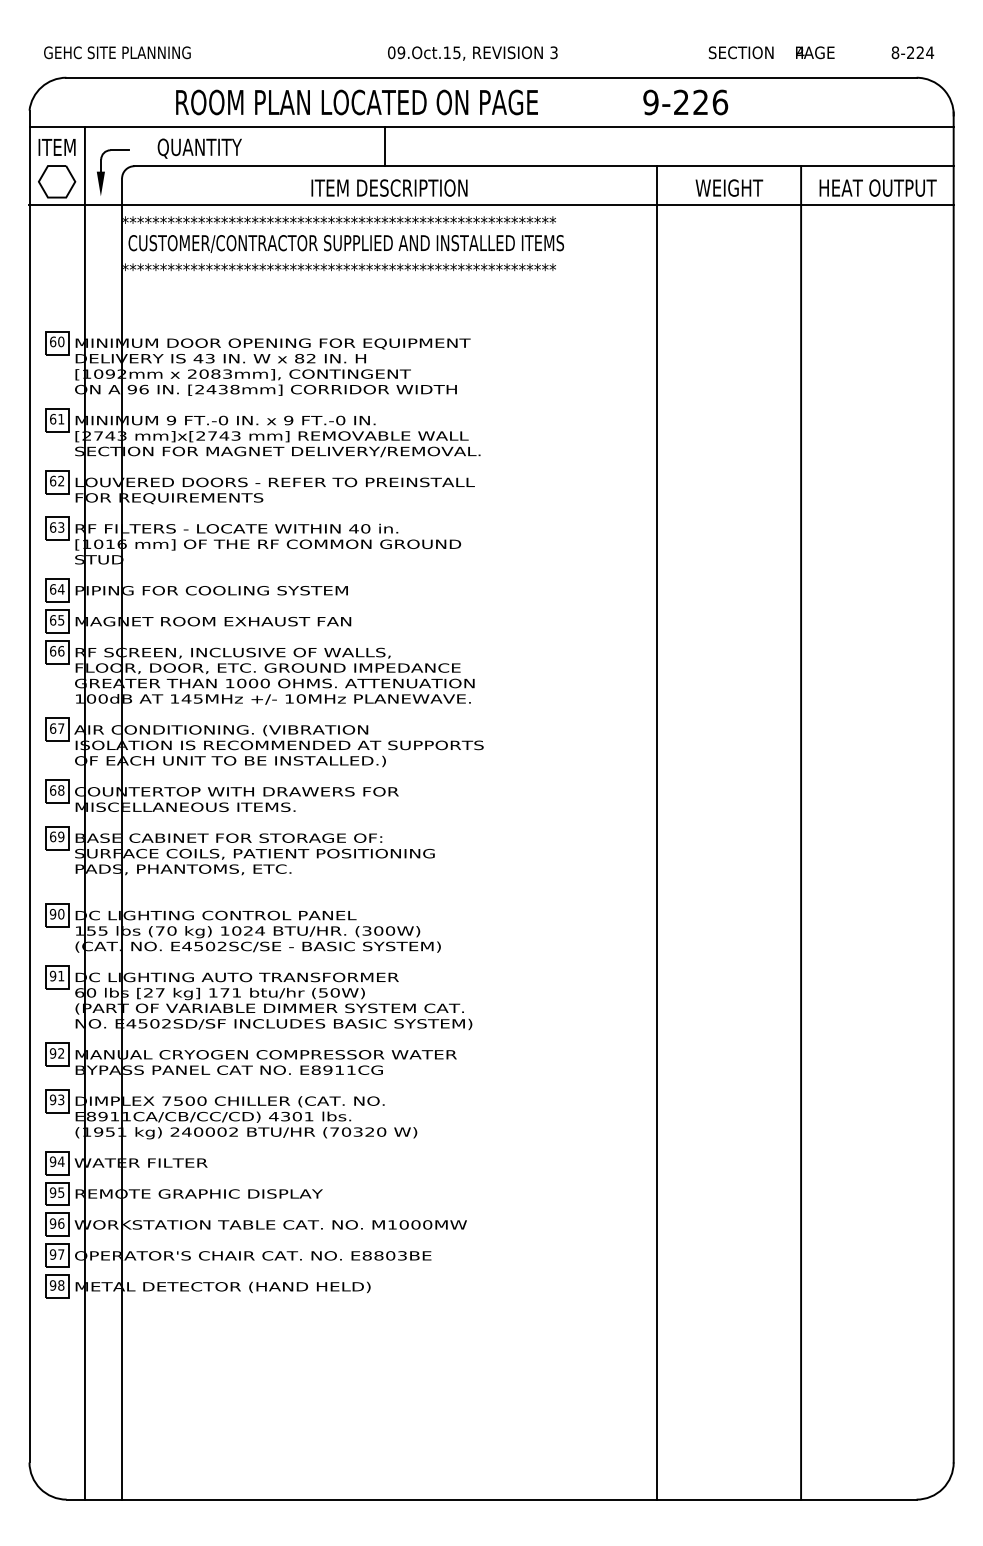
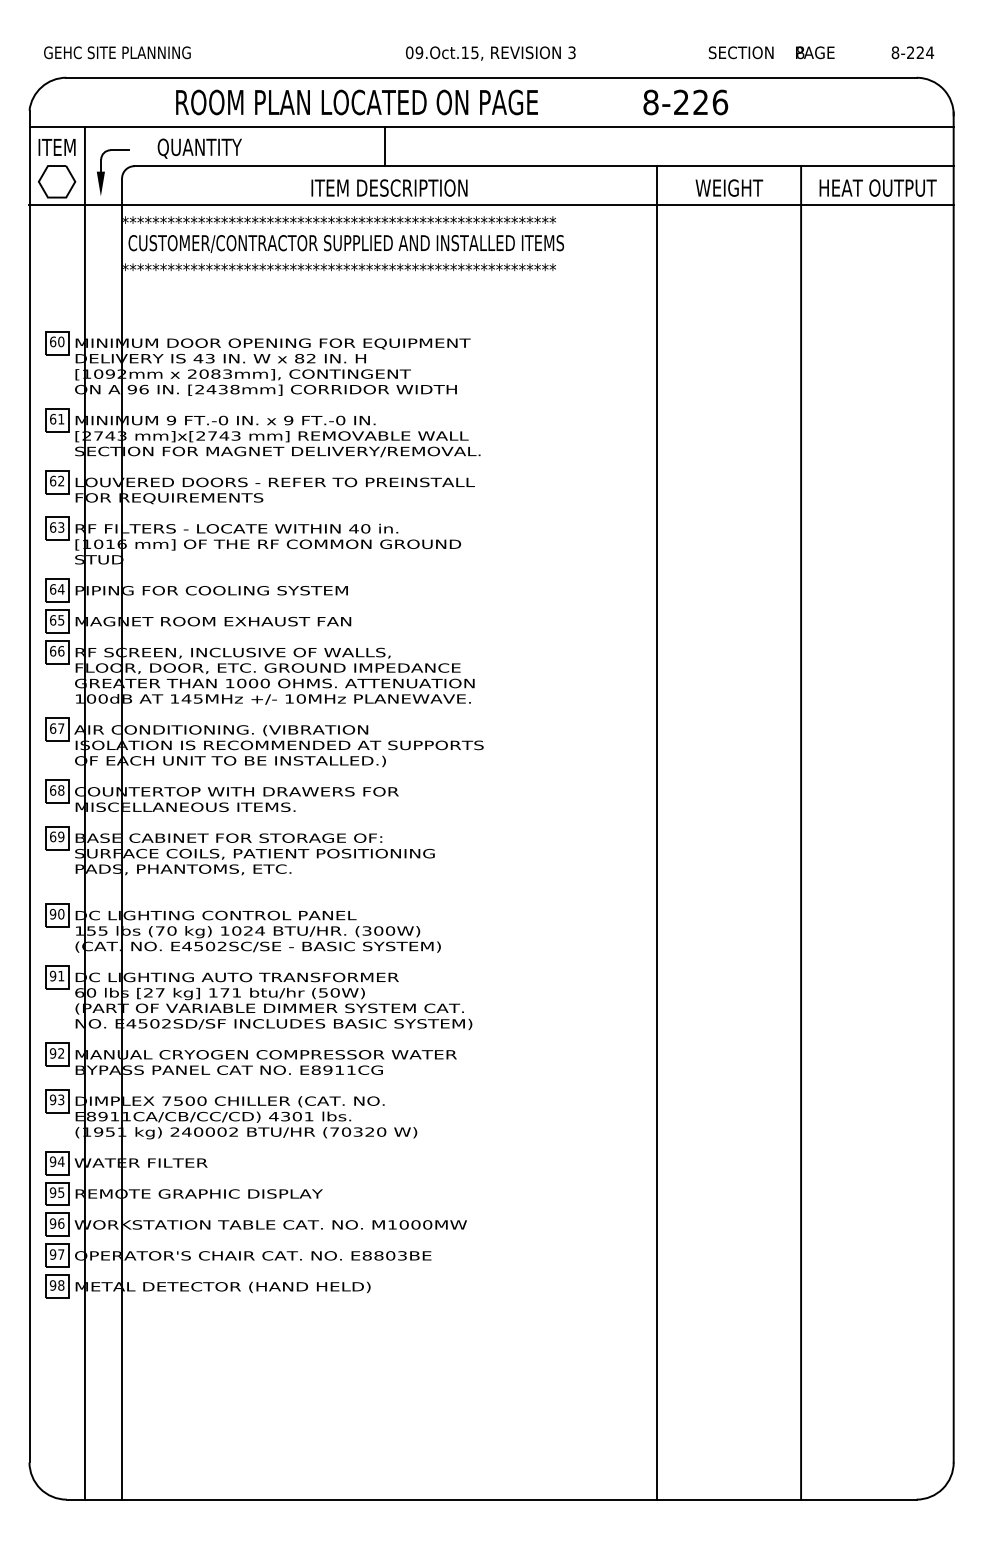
text: 4 -> 8 (800, 52)
text position: (472, 53) -> (490, 53) (490, 53)
text: 9-226 -> 8-226 (650, 102)
